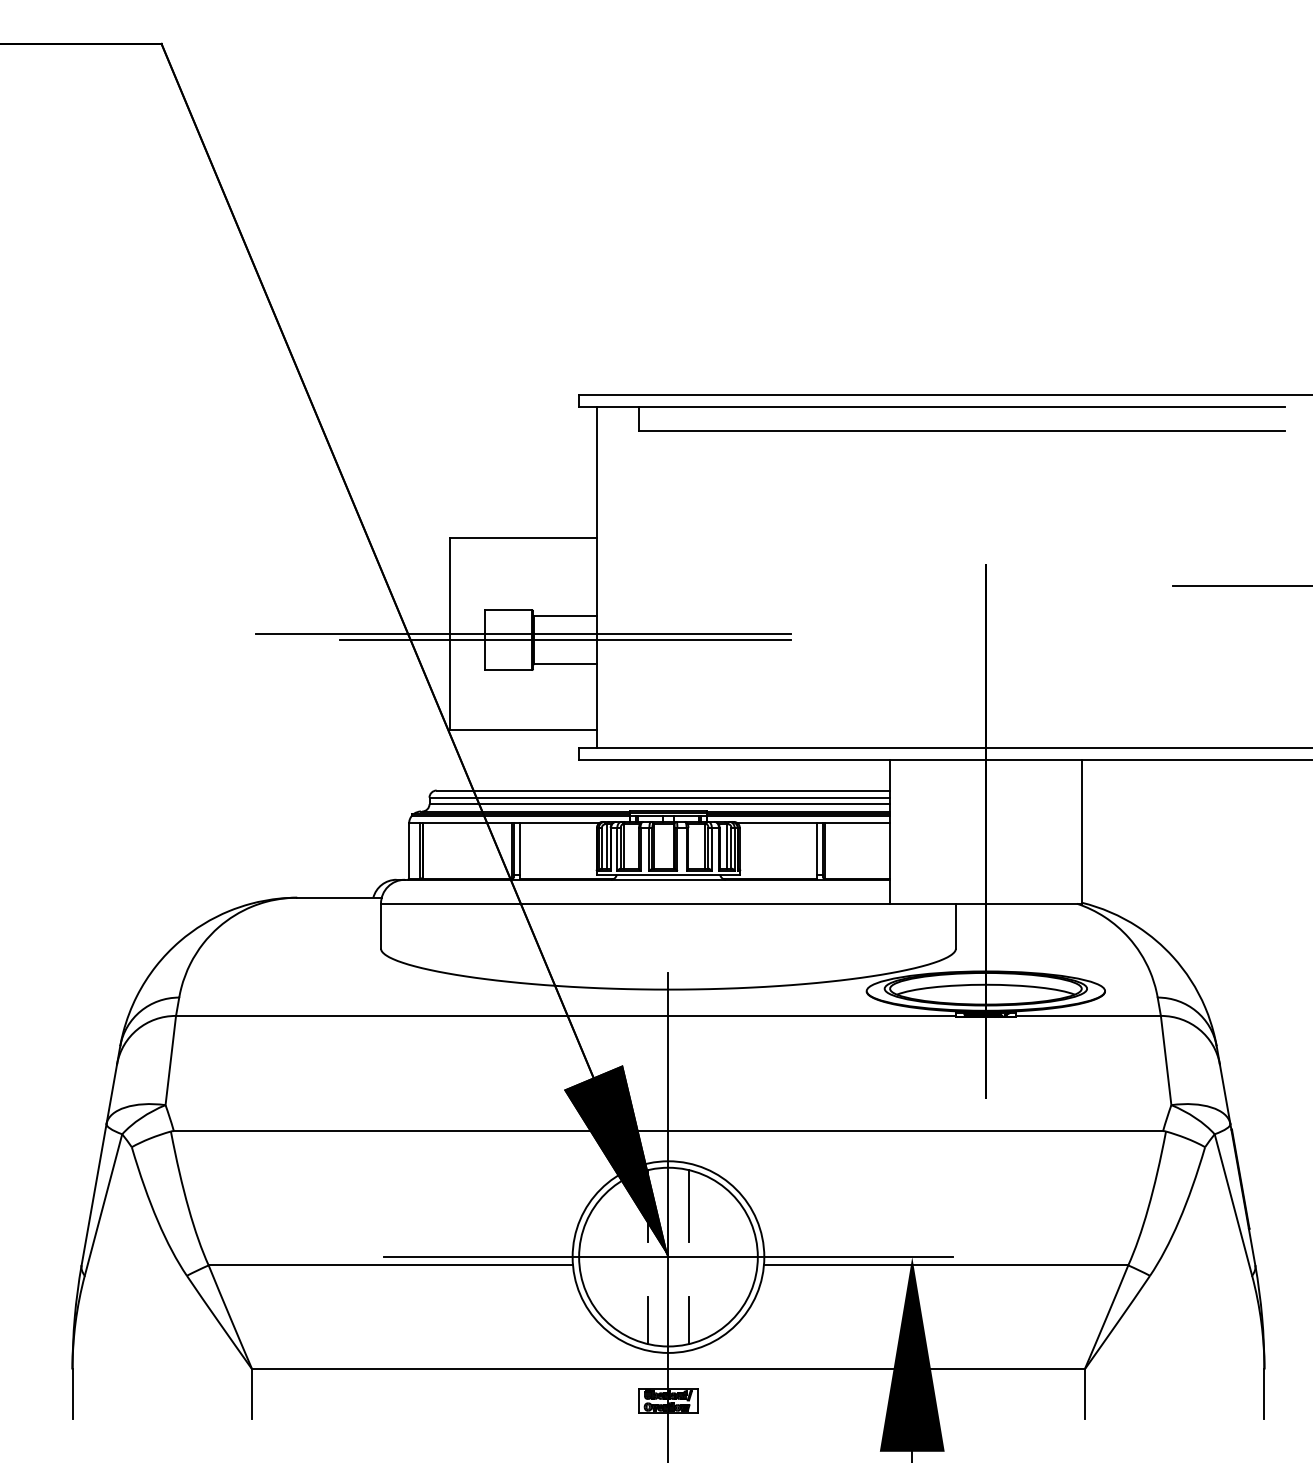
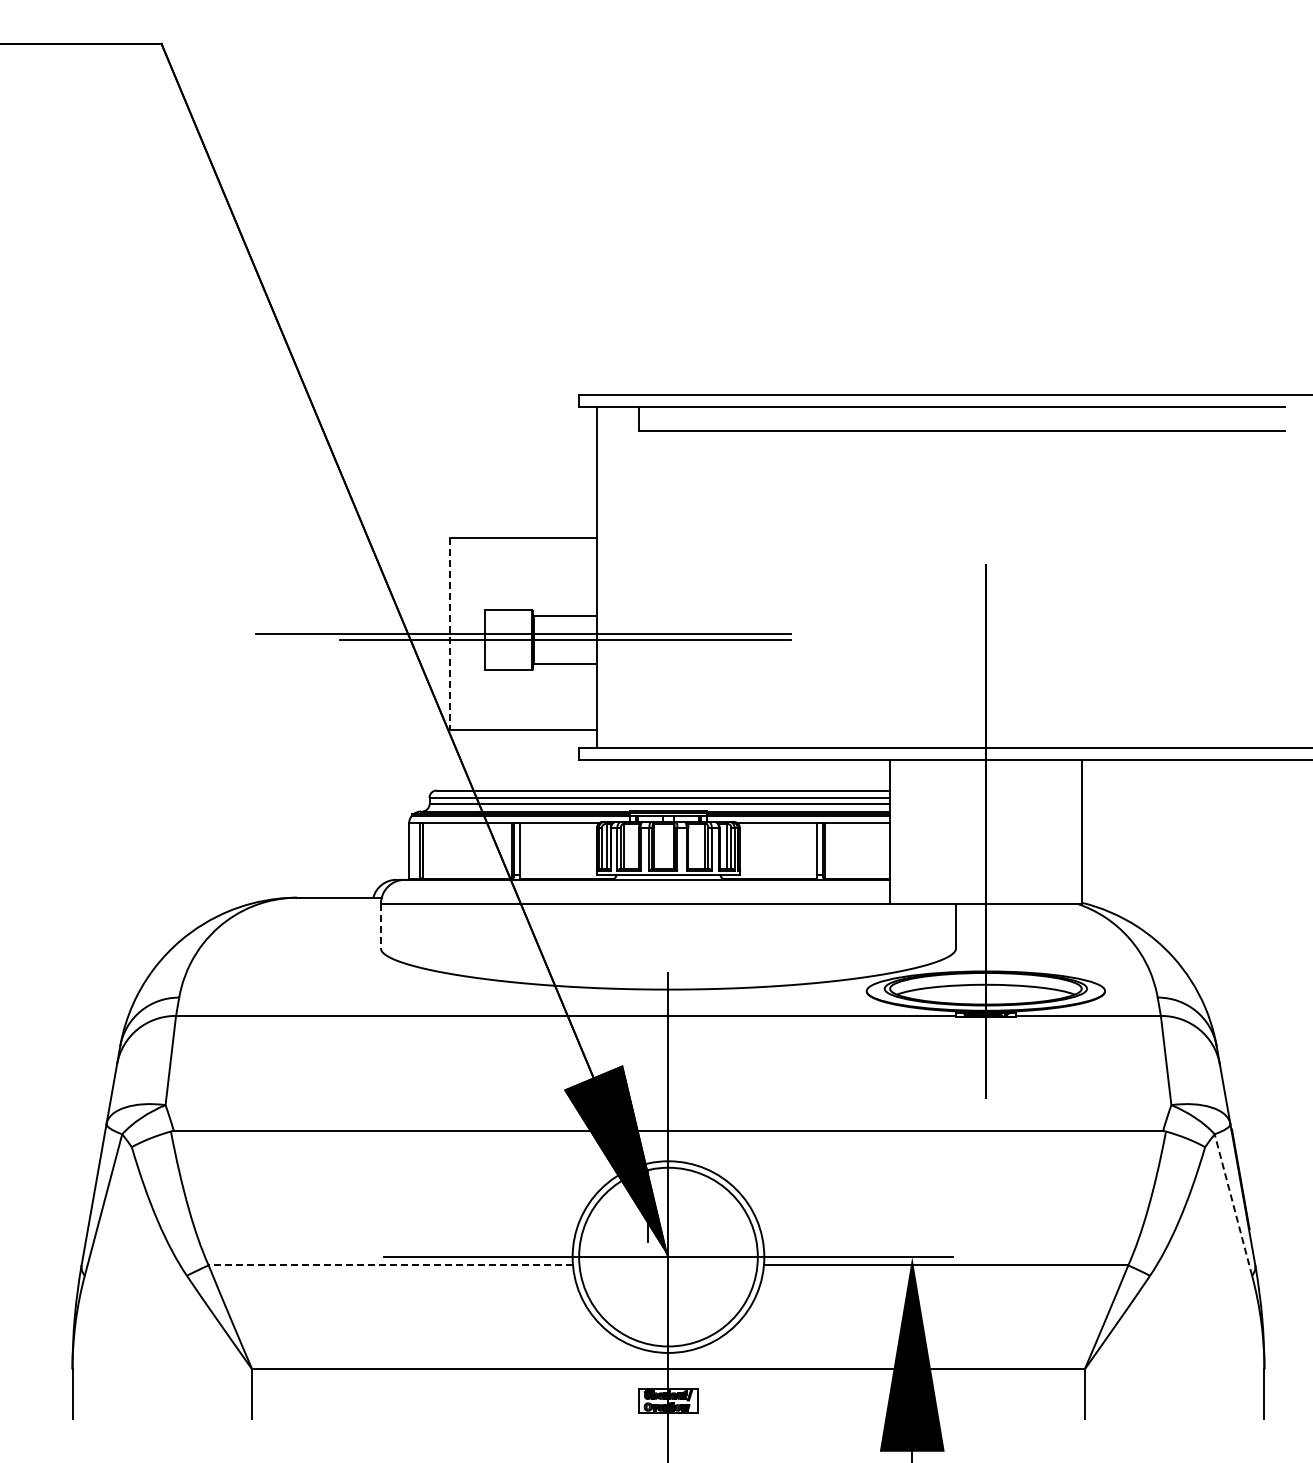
line: present -> none (1241, 586)
line: solid -> dashed (450, 634)
line: solid -> dashed (380, 926)
line: solid -> dashed (1233, 1204)
line: present -> none (688, 1206)
line: solid -> dashed (390, 1265)
line: present -> none (648, 1320)
line: present -> none (688, 1320)
